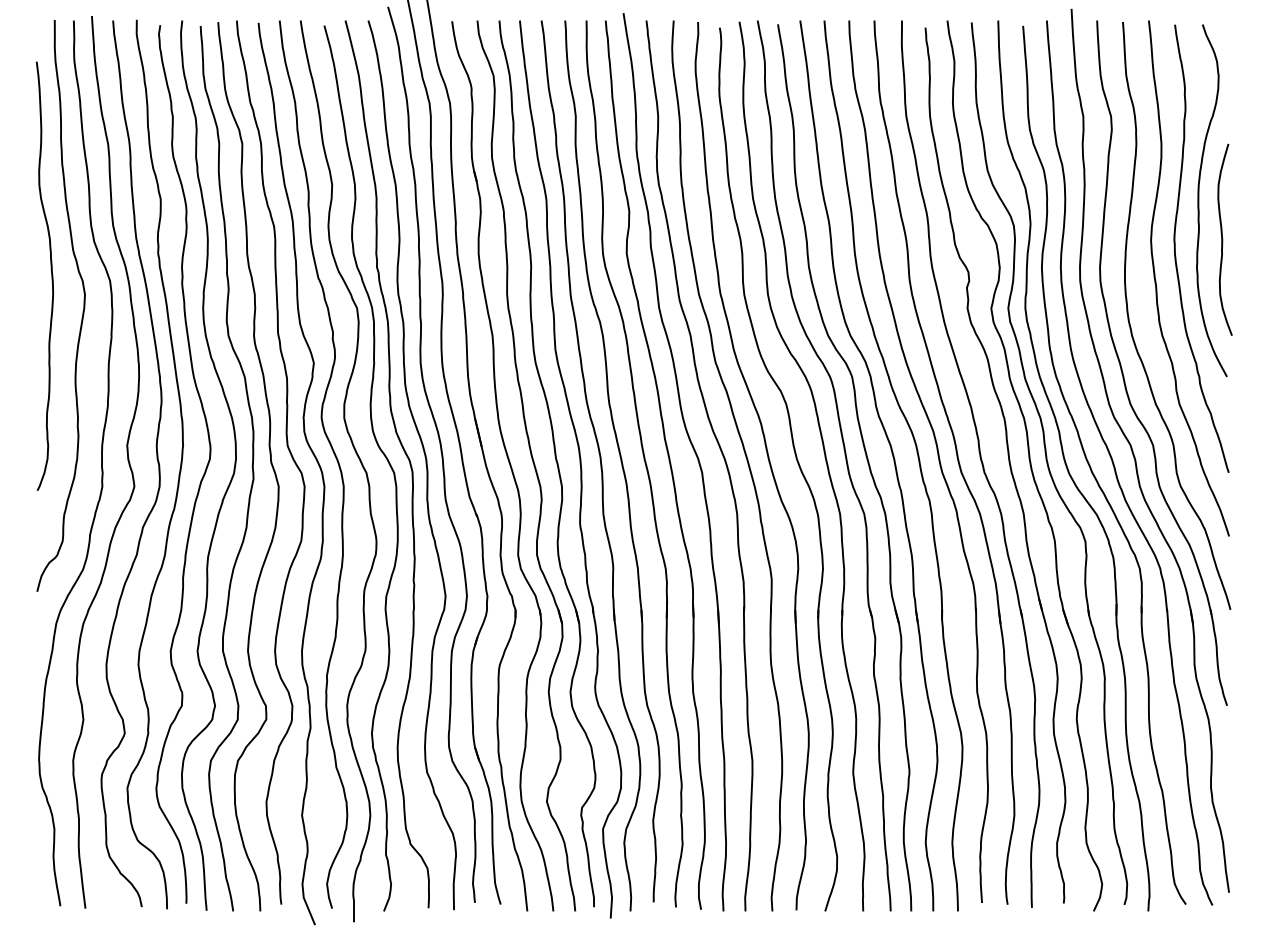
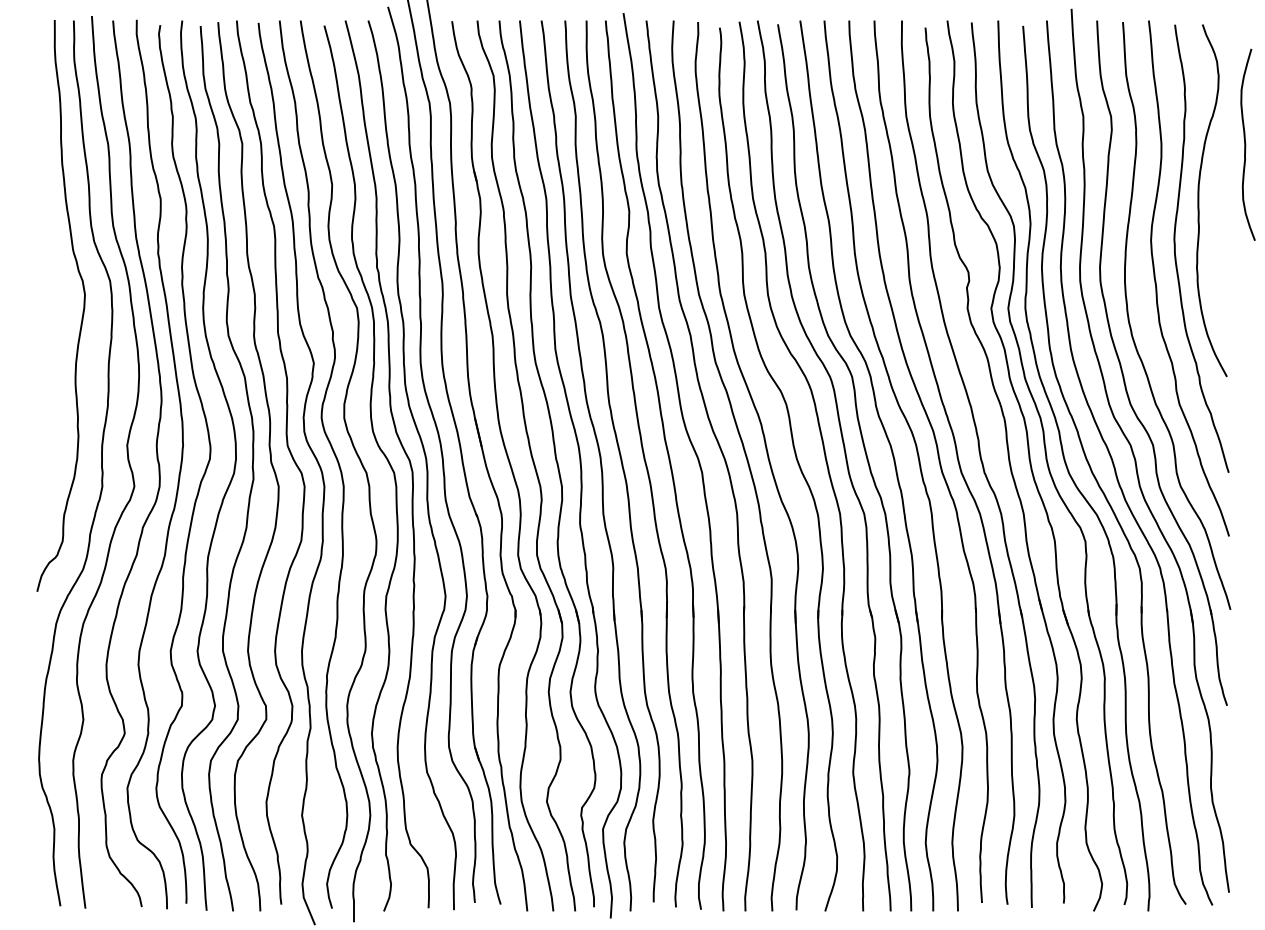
curve position: (1223, 239) -> (1246, 144) (1246, 144)
curve: present -> none (51, 275)
